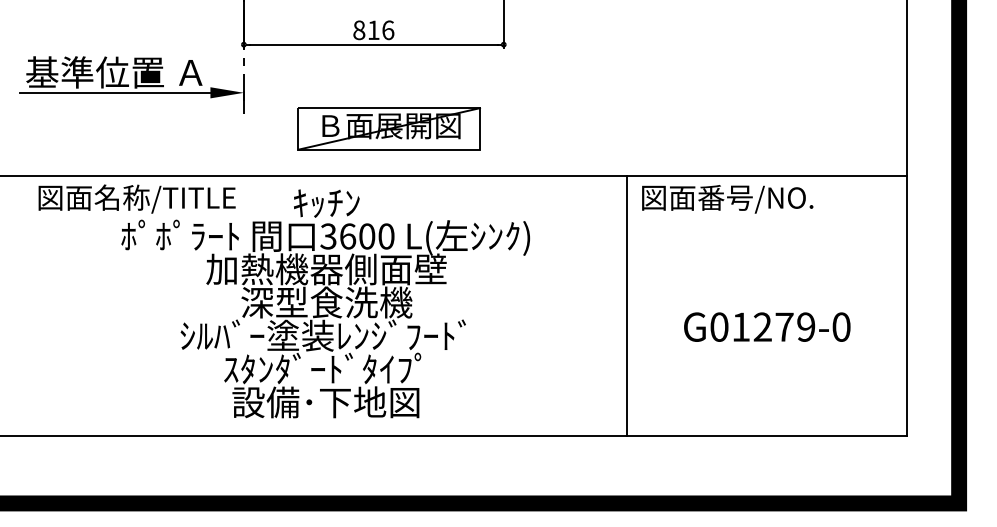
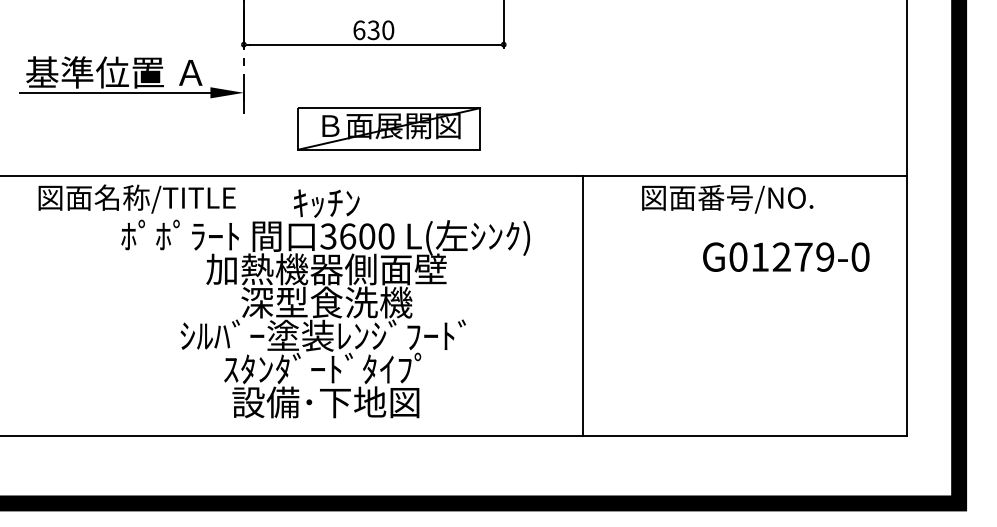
text: 816 -> 630 (373, 30)
line position: (626, 306) -> (582, 306) (582, 306)
text position: (767, 326) -> (786, 256) (786, 256)
